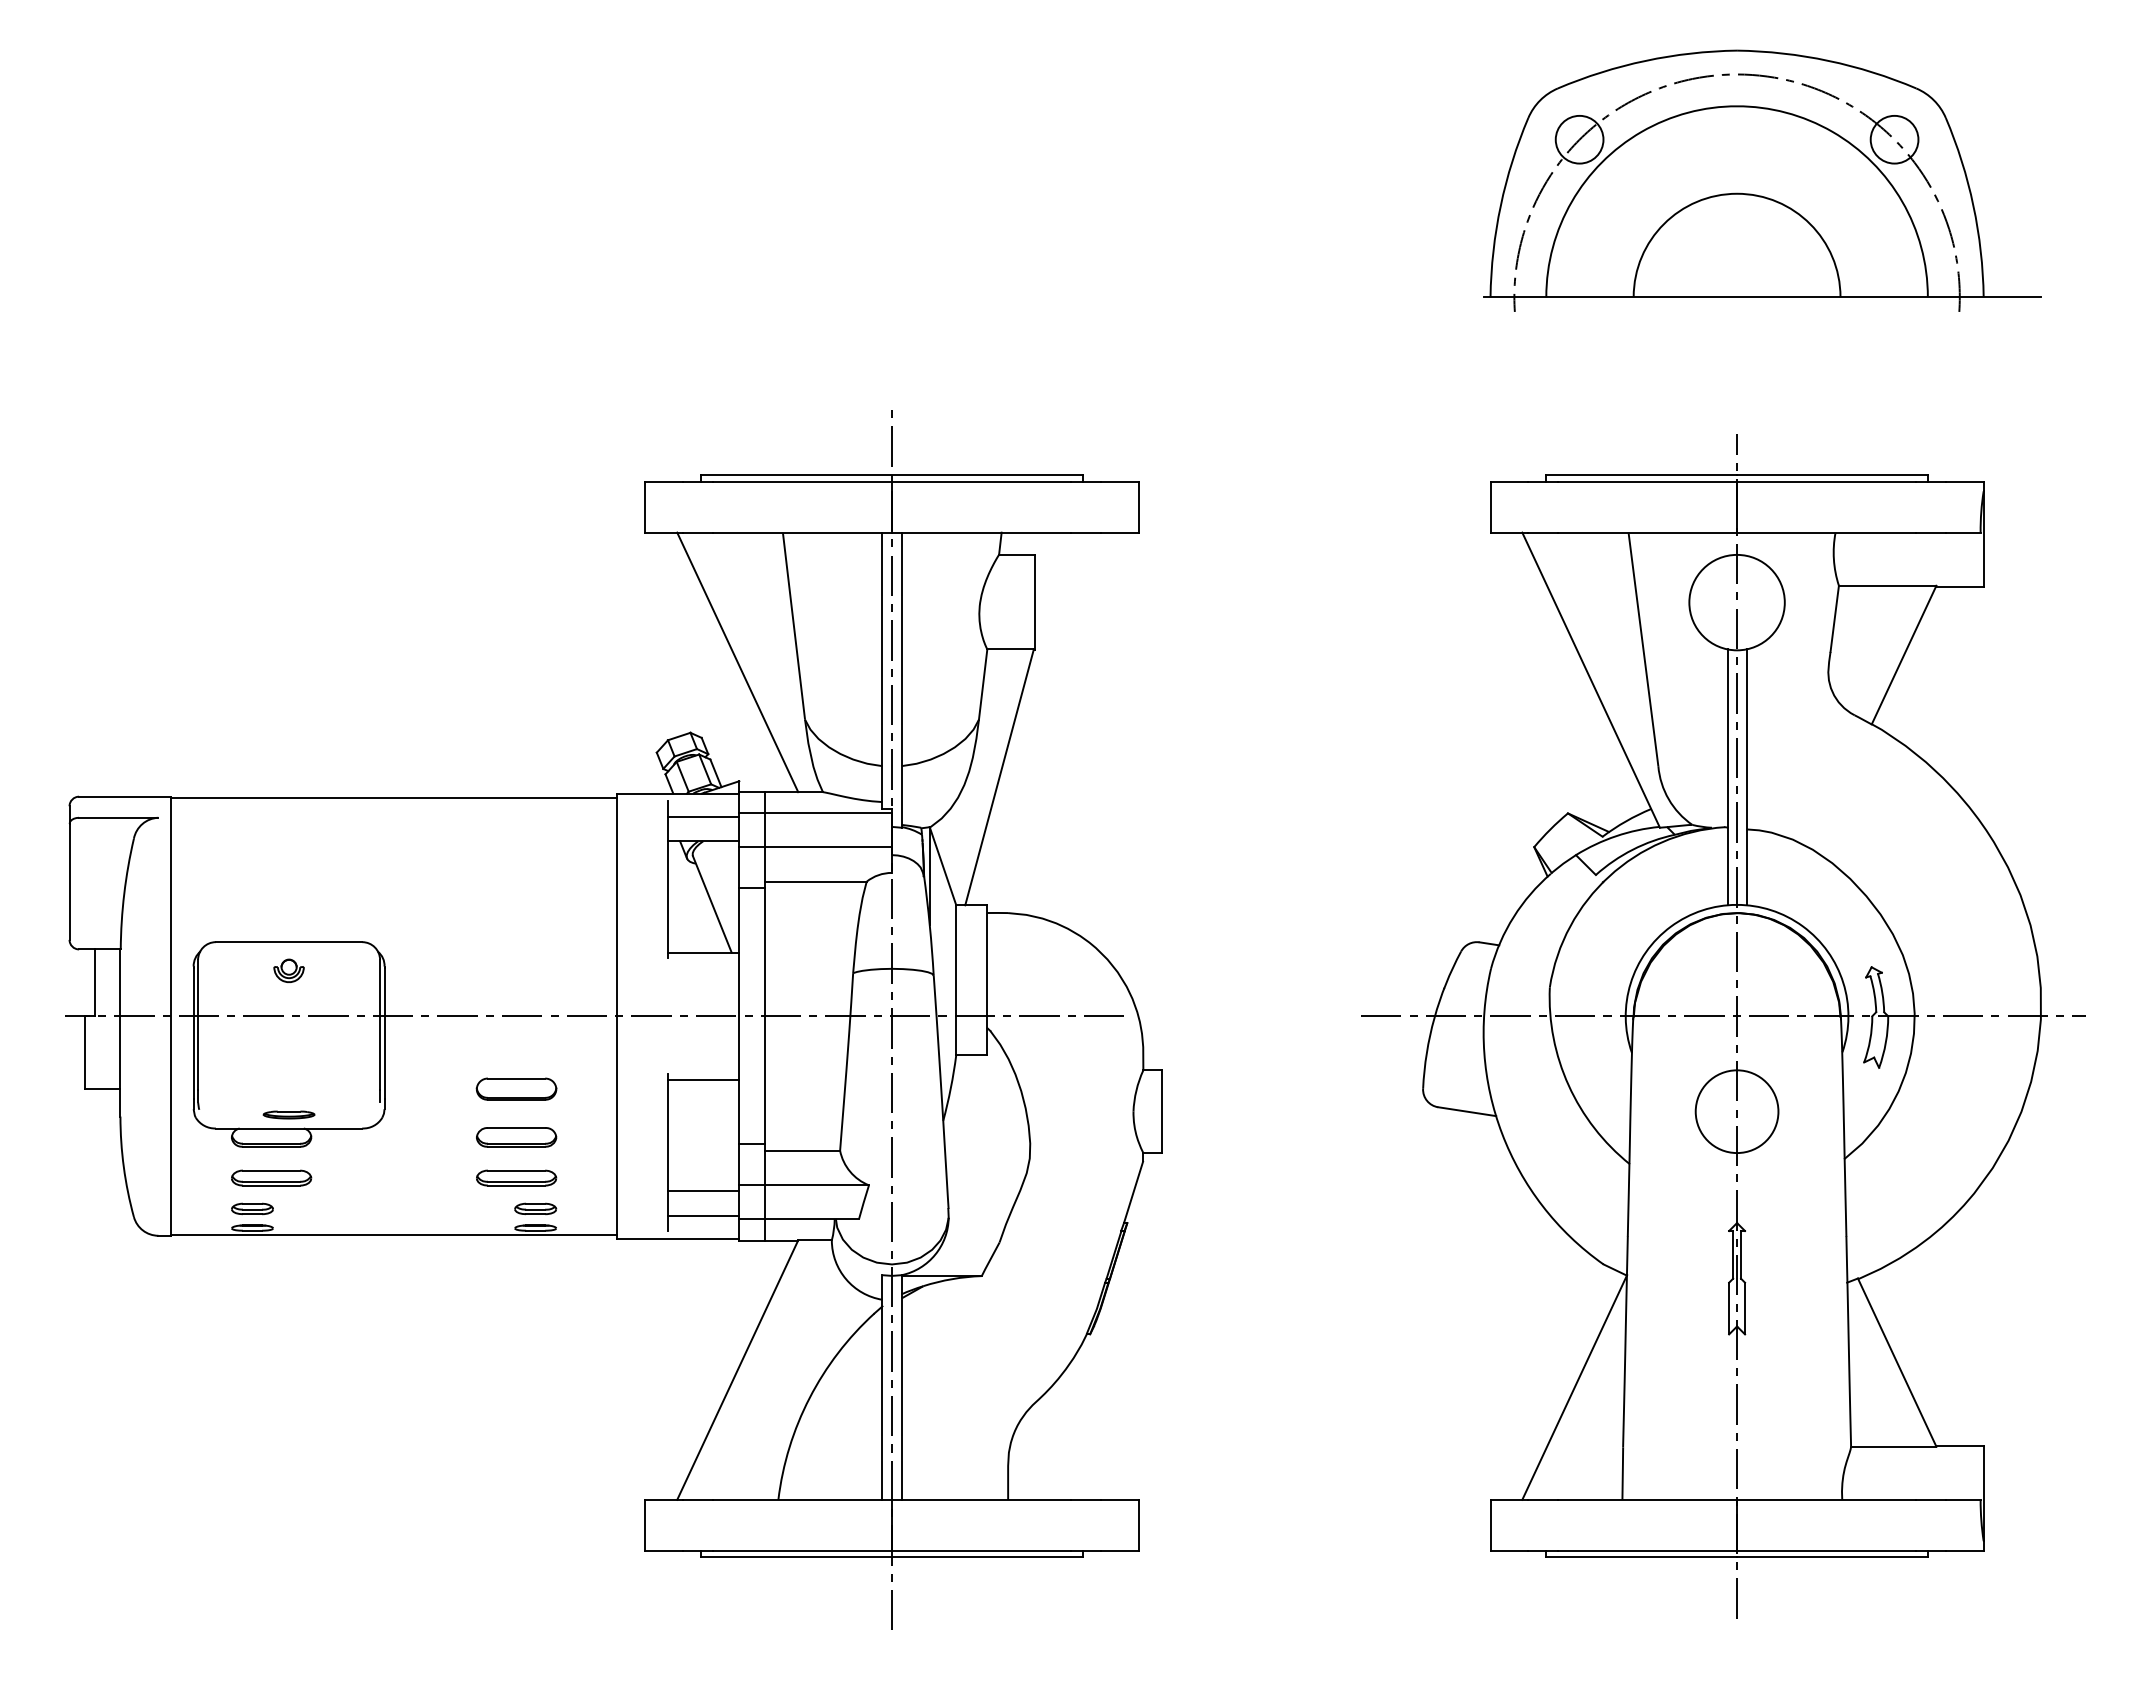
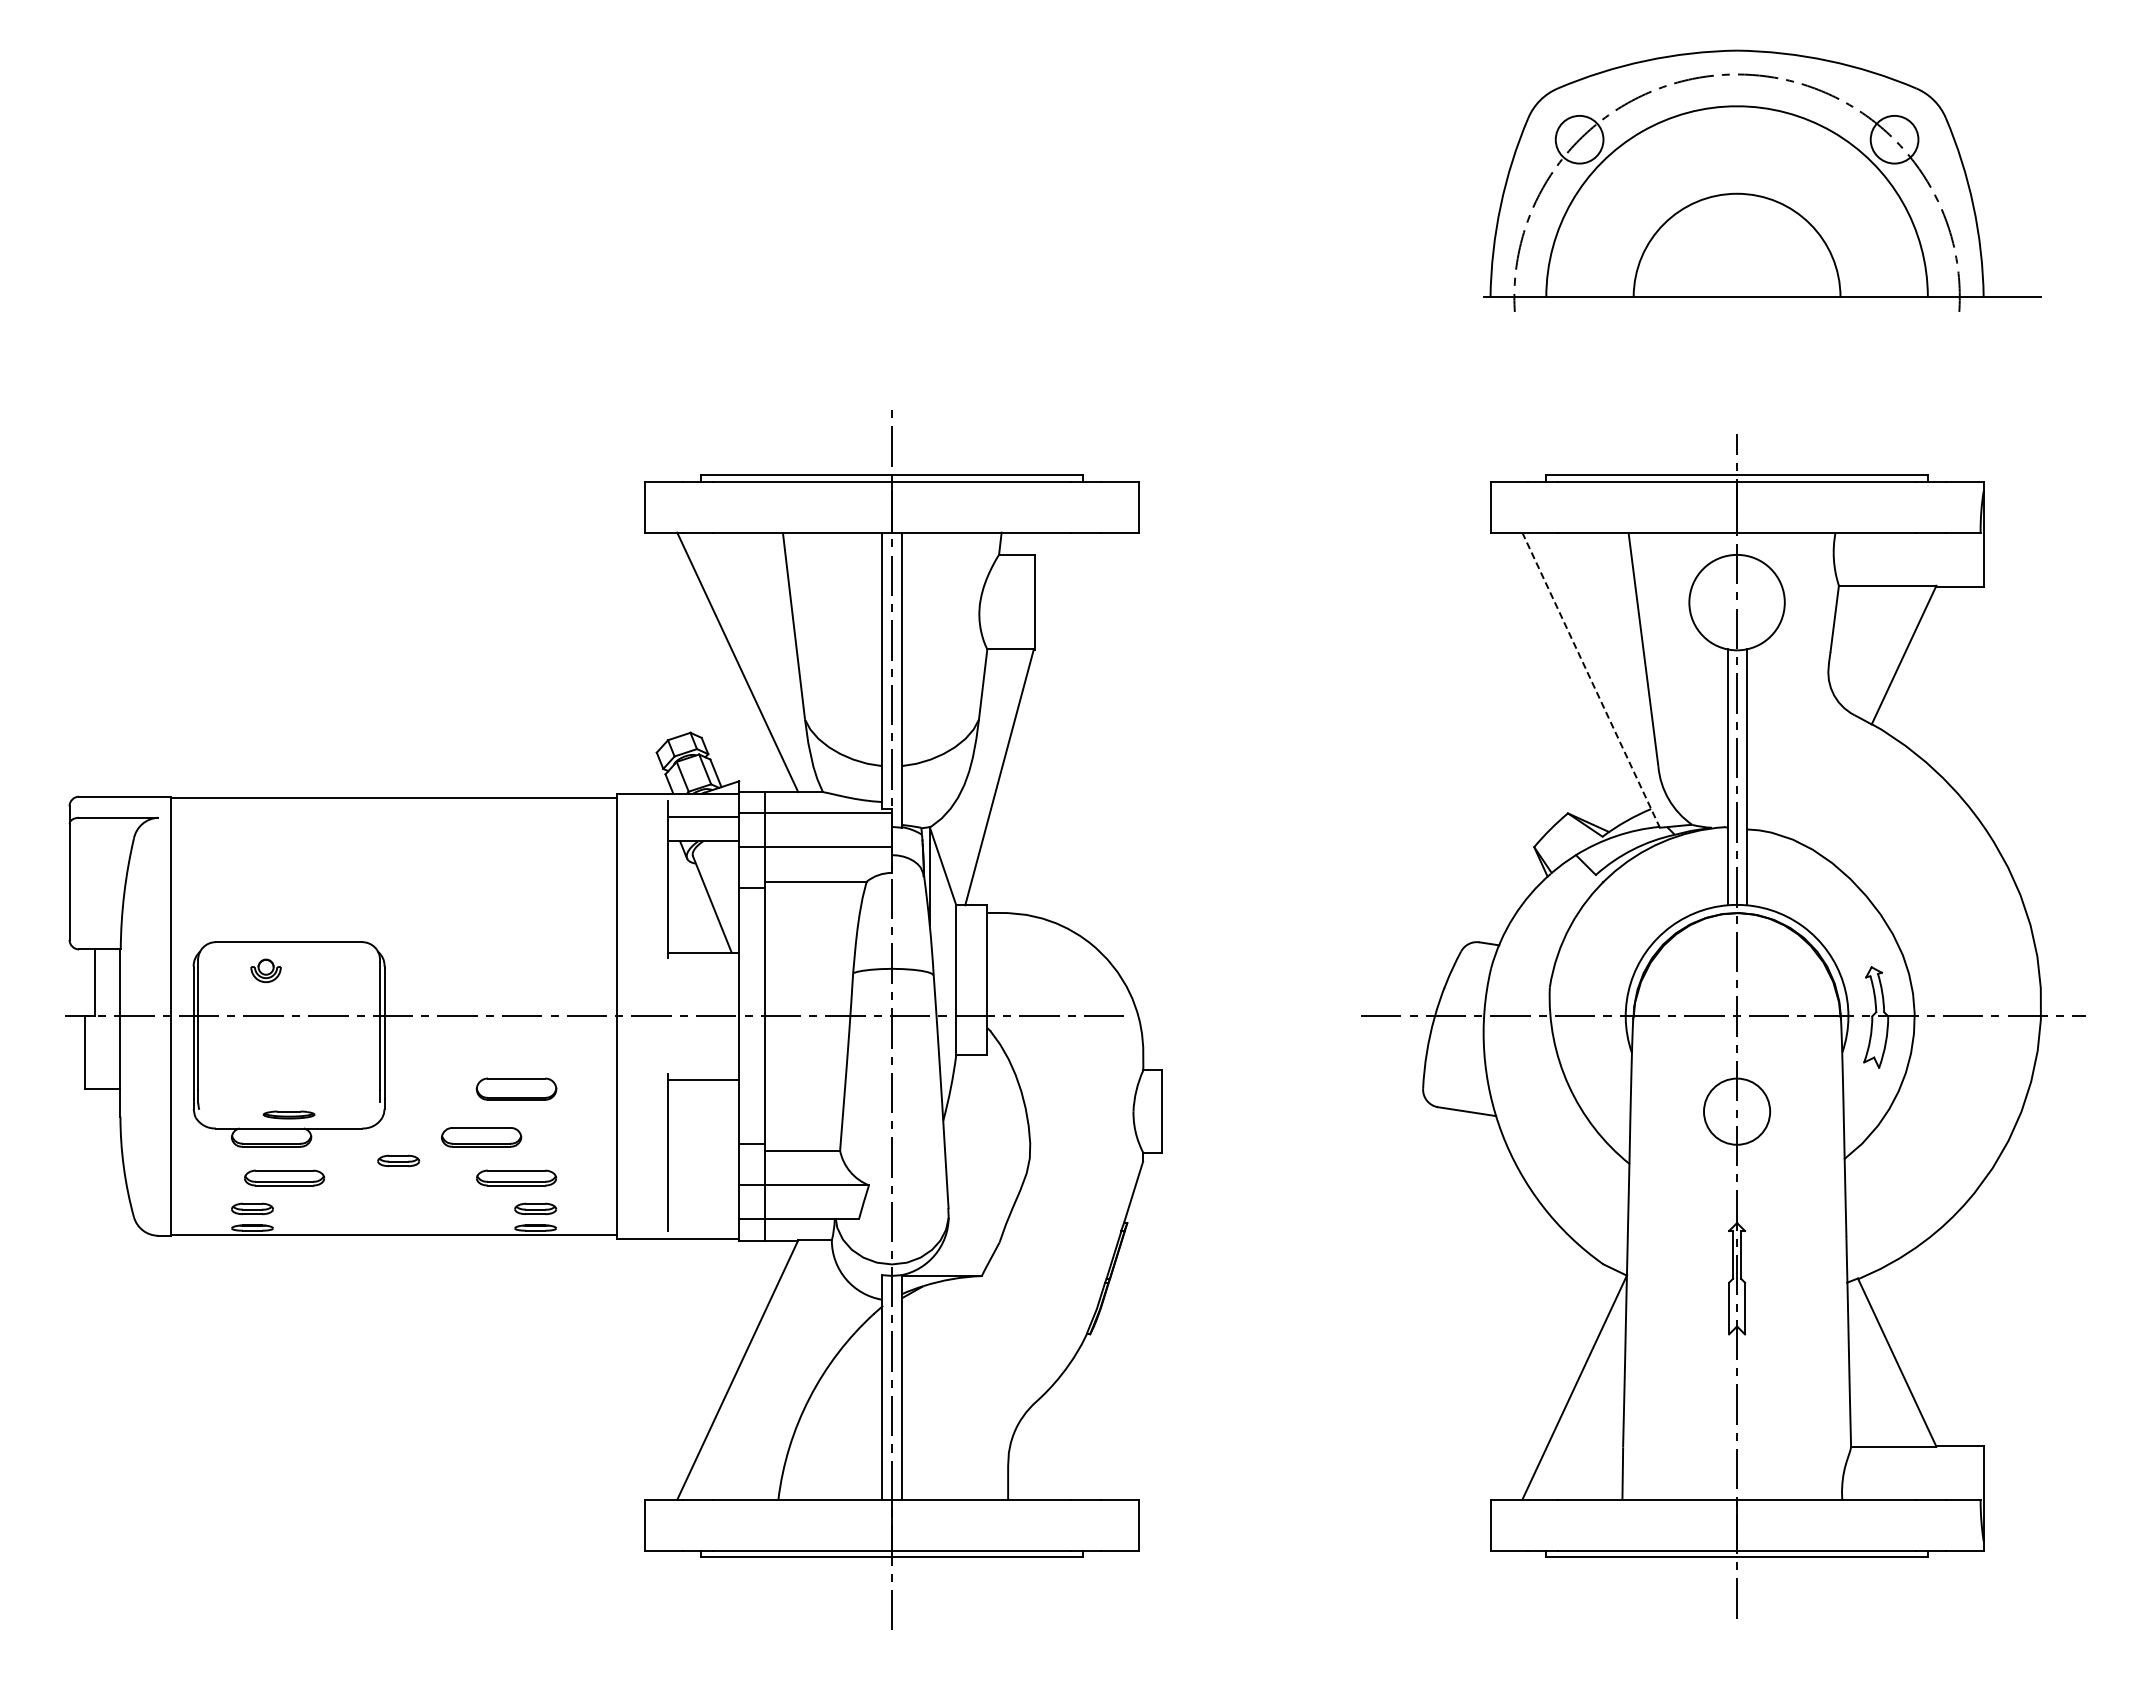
line: solid -> dashed (1591, 680)
part position: (288, 970) -> (265, 970) (265, 970)
circle diameter: 83 px -> 66 px (1737, 1111)
part position: (516, 1137) -> (481, 1137) (481, 1137)
part: none -> present (398, 1160)
part position: (271, 1177) -> (284, 1177) (284, 1177)
line: present -> none (703, 1191)
line: present -> none (703, 1215)
